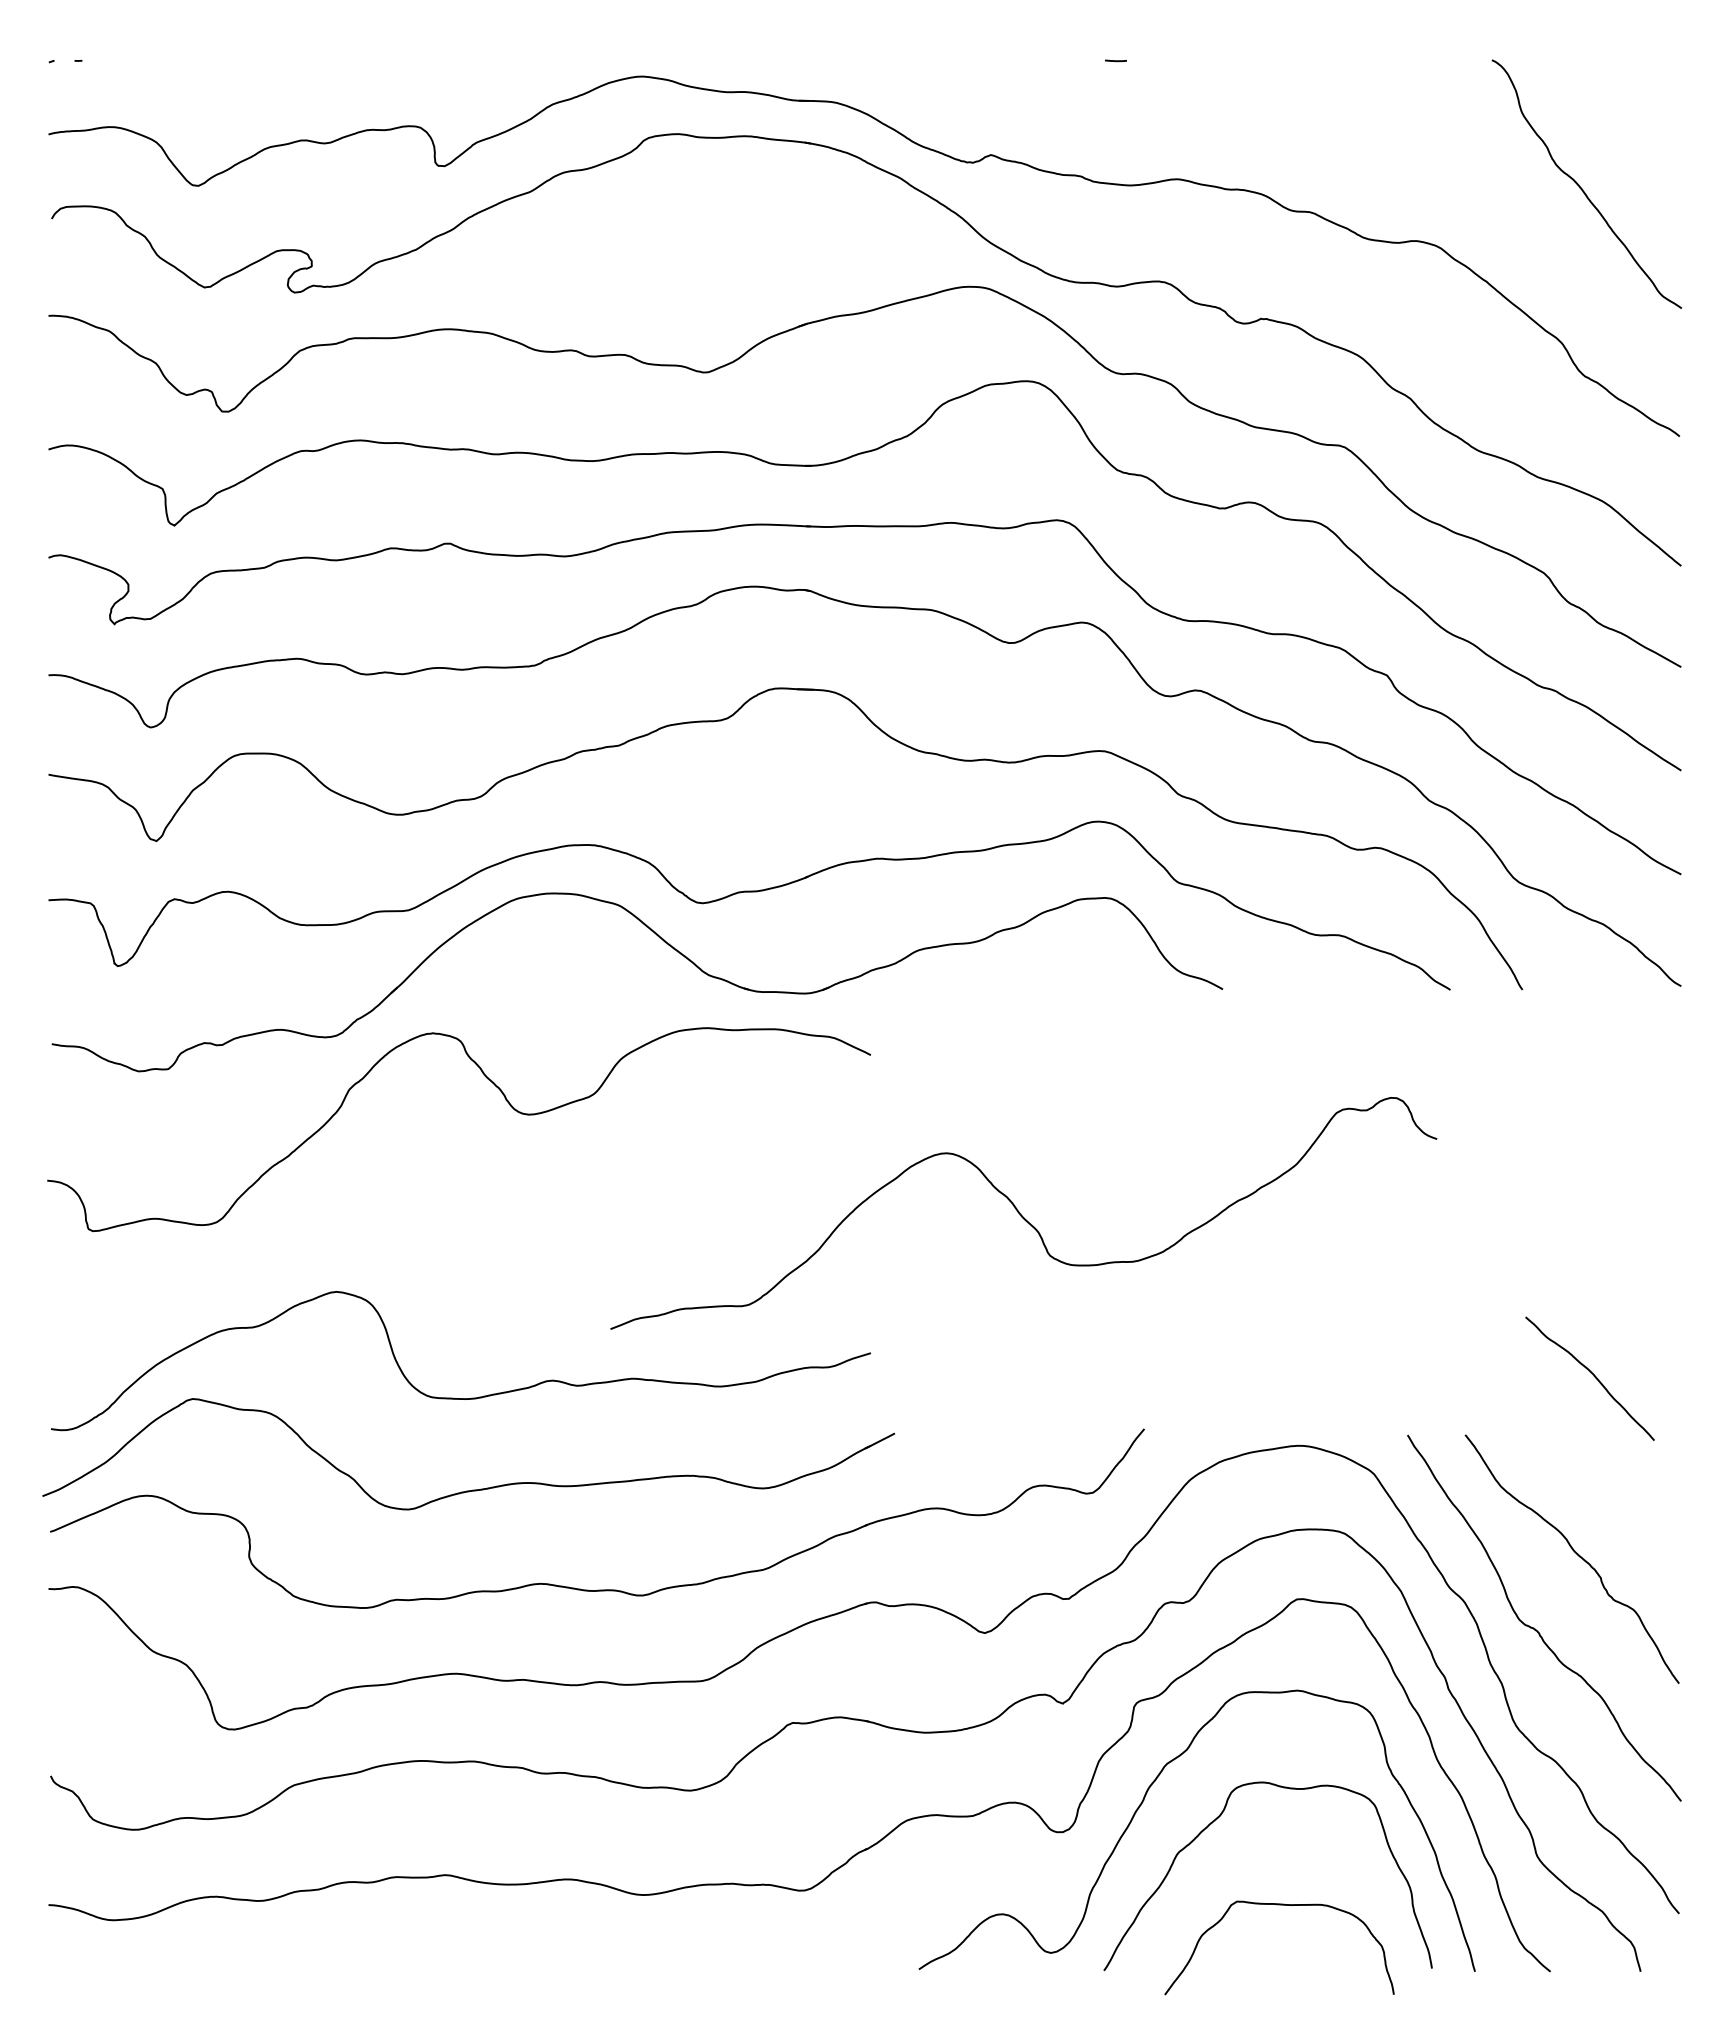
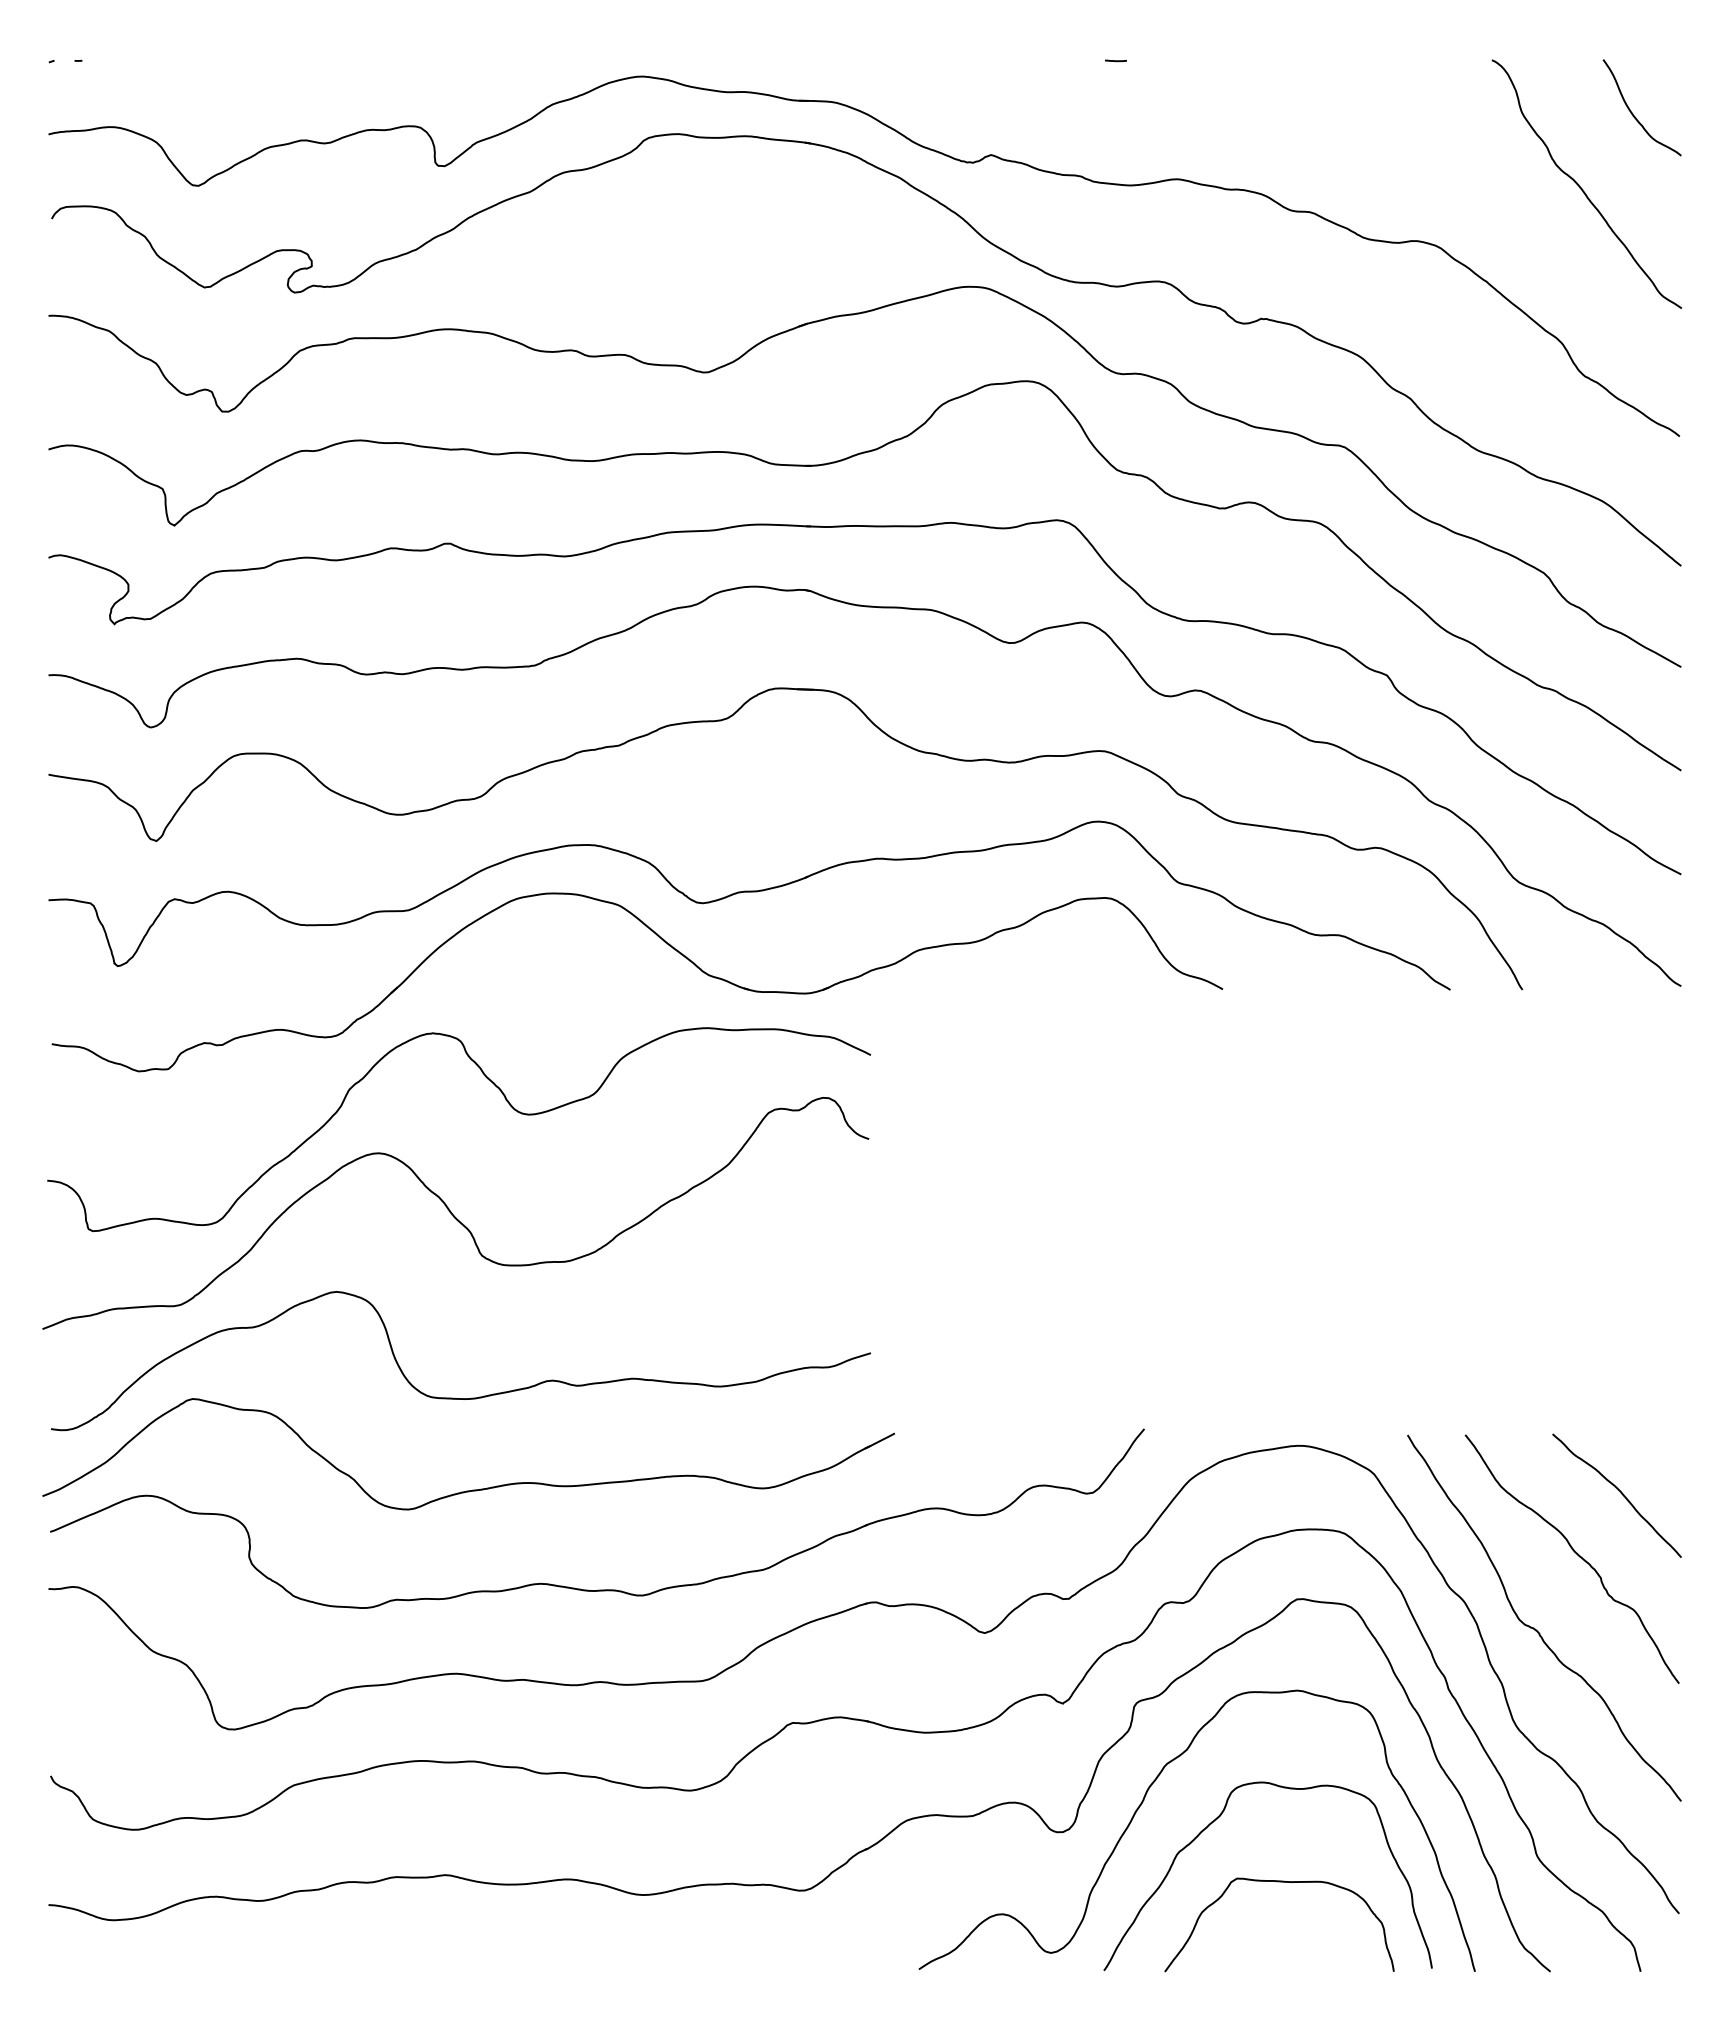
curve: none -> present (1633, 113)
curve position: (1021, 1214) -> (453, 1214) (453, 1214)
curve position: (1593, 1376) -> (1620, 1493) (1620, 1493)
curve position: (1279, 1905) -> (1279, 1882) (1279, 1882)
